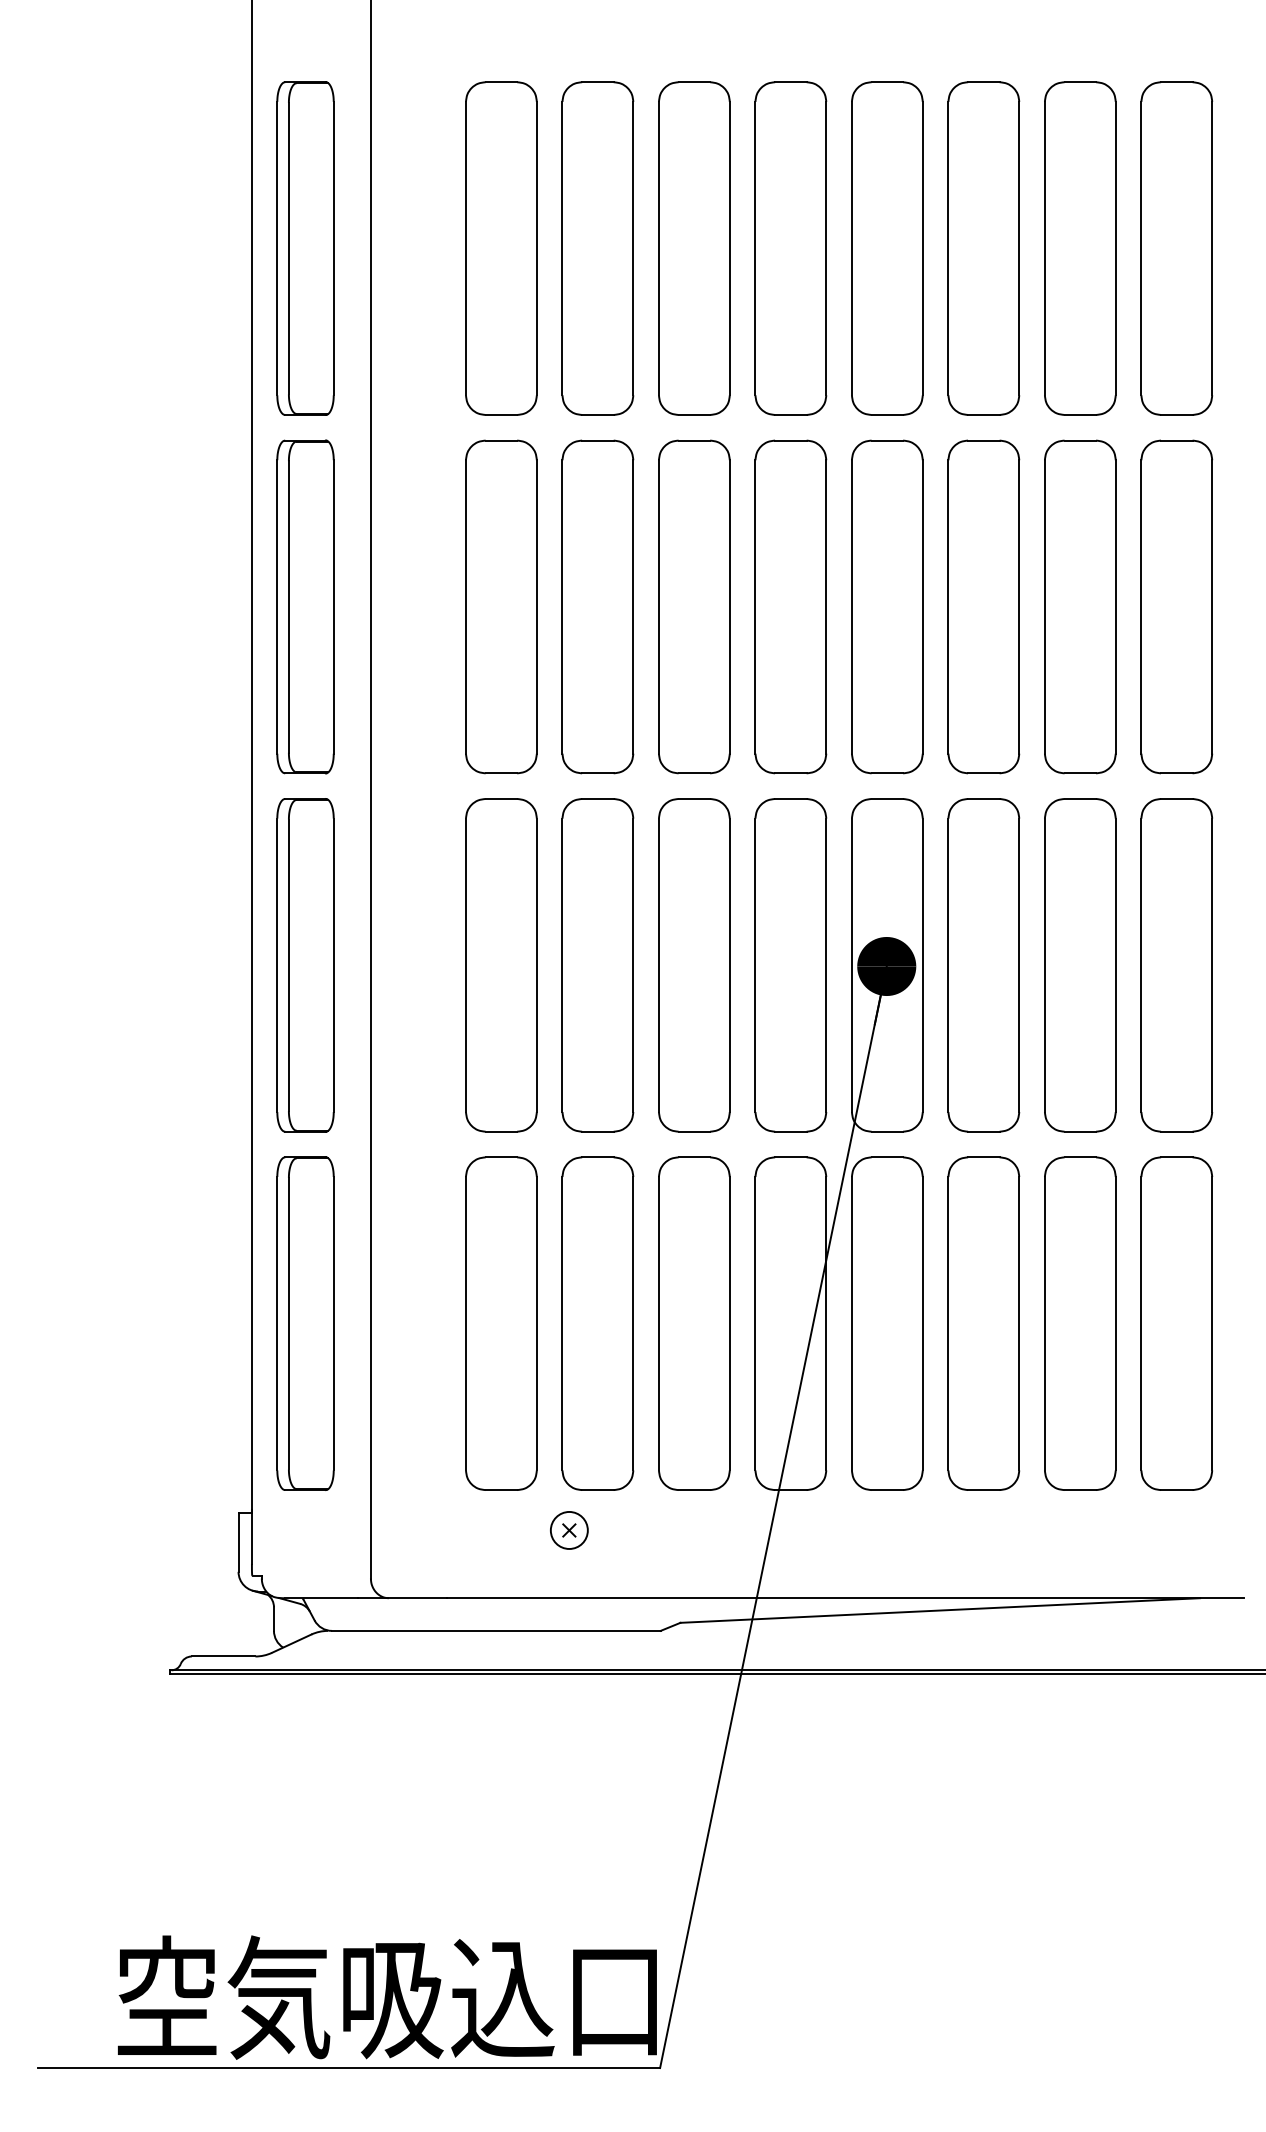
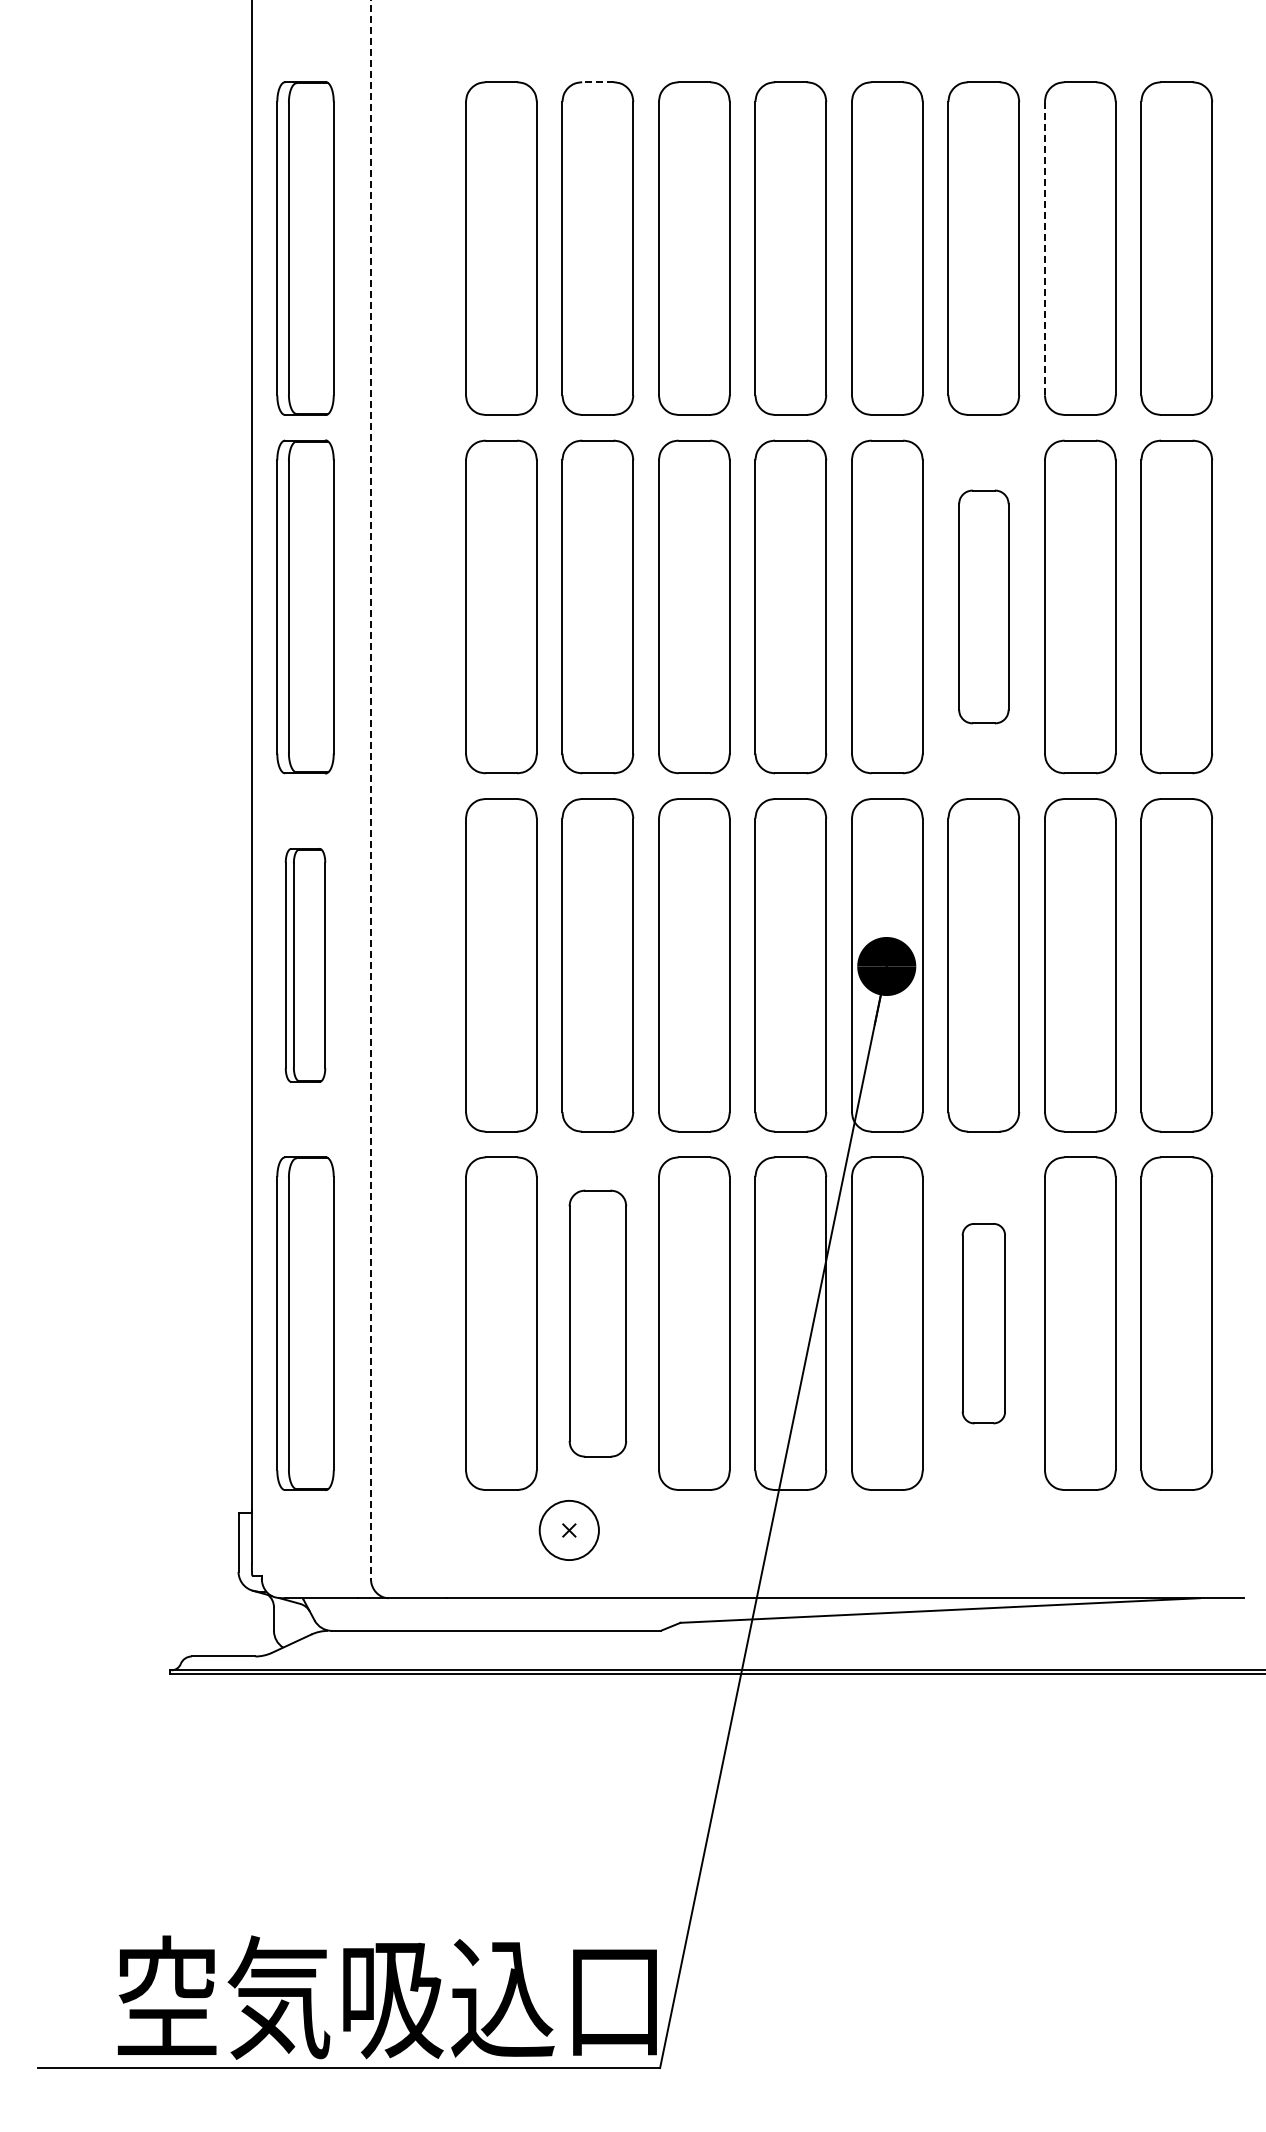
line: solid -> dashed (597, 82)
line: solid -> dashed (1044, 248)
part size: 74x336 px -> 52x236 px (983, 606)
line: solid -> dashed (370, 789)
part size: 59x335 px -> 43x235 px (305, 965)
part size: 74x335 px -> 60x269 px (597, 1323)
part size: 74x335 px -> 45x202 px (983, 1323)
circle diameter: 37 px -> 59 px (568, 1530)
